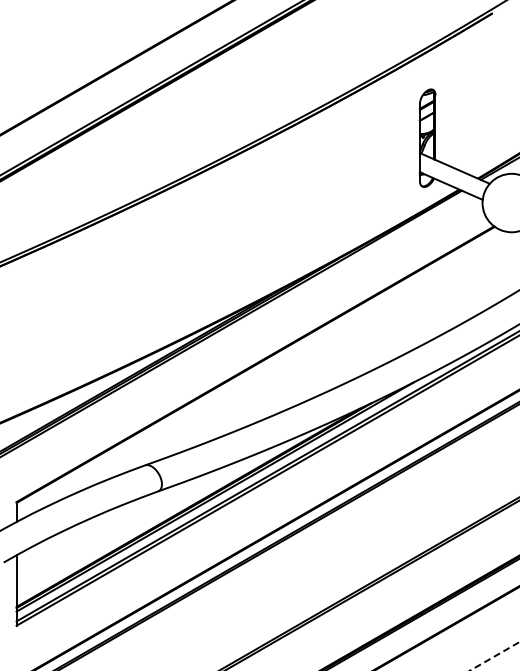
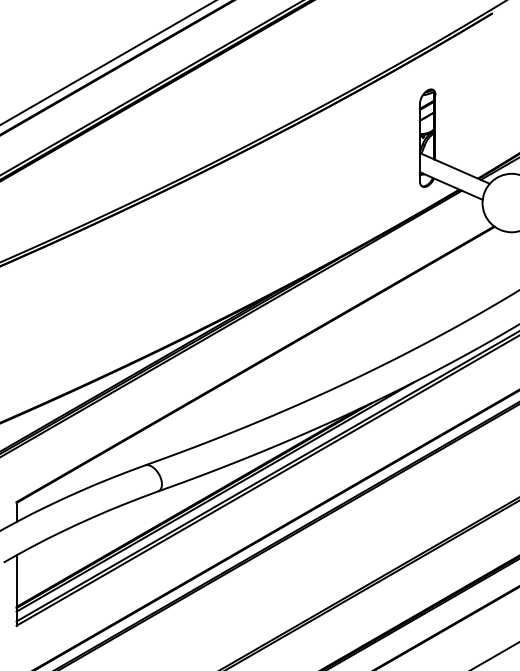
line: none -> present (107, 62)
line: dashed -> solid (494, 656)
